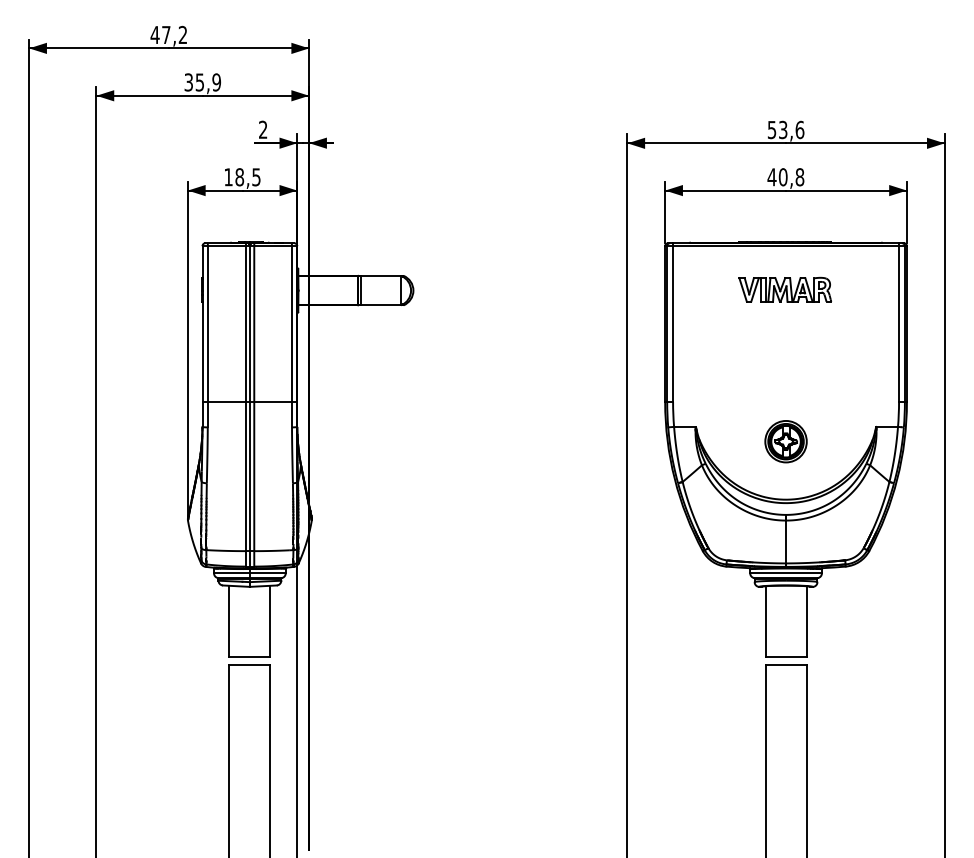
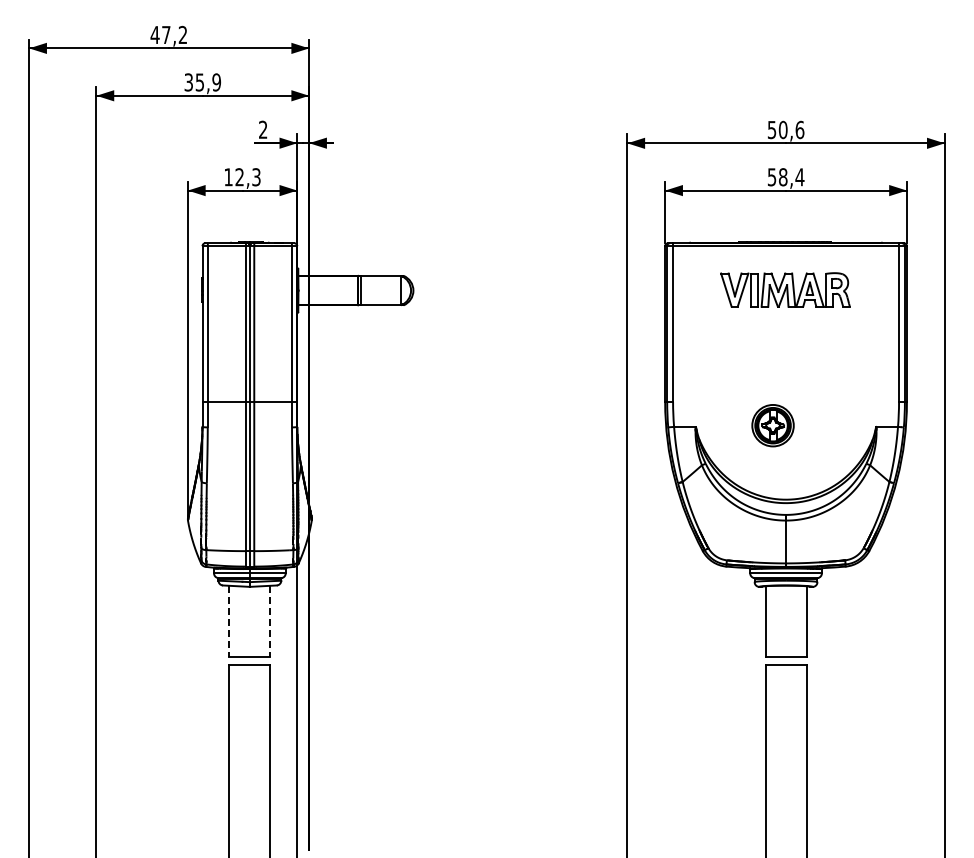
text: 53,6 -> 50,6 (782, 130)
text: 18,5 -> 12,3 (247, 177)
text: 40,8 -> 58,4 (785, 177)
part size: 94x27 px -> 131x36 px (785, 289)
part position: (785, 441) -> (772, 425) (772, 425)
line: solid -> dashed (229, 621)
line: solid -> dashed (270, 621)
